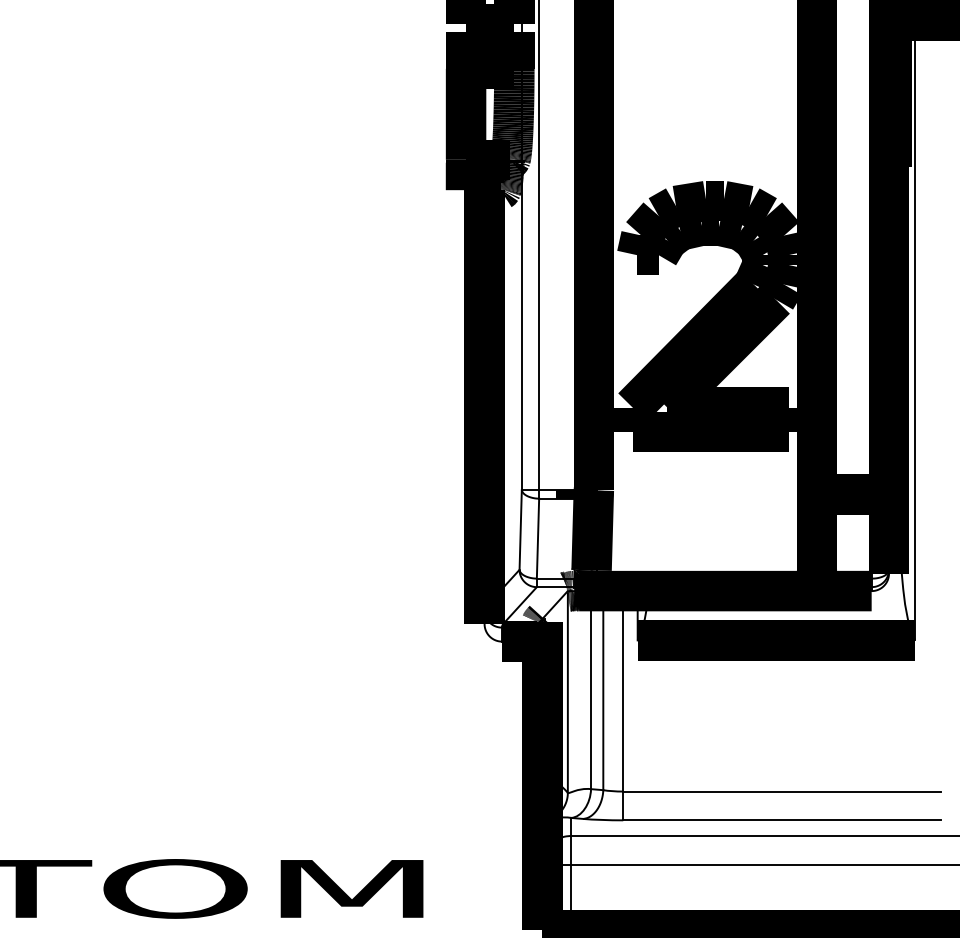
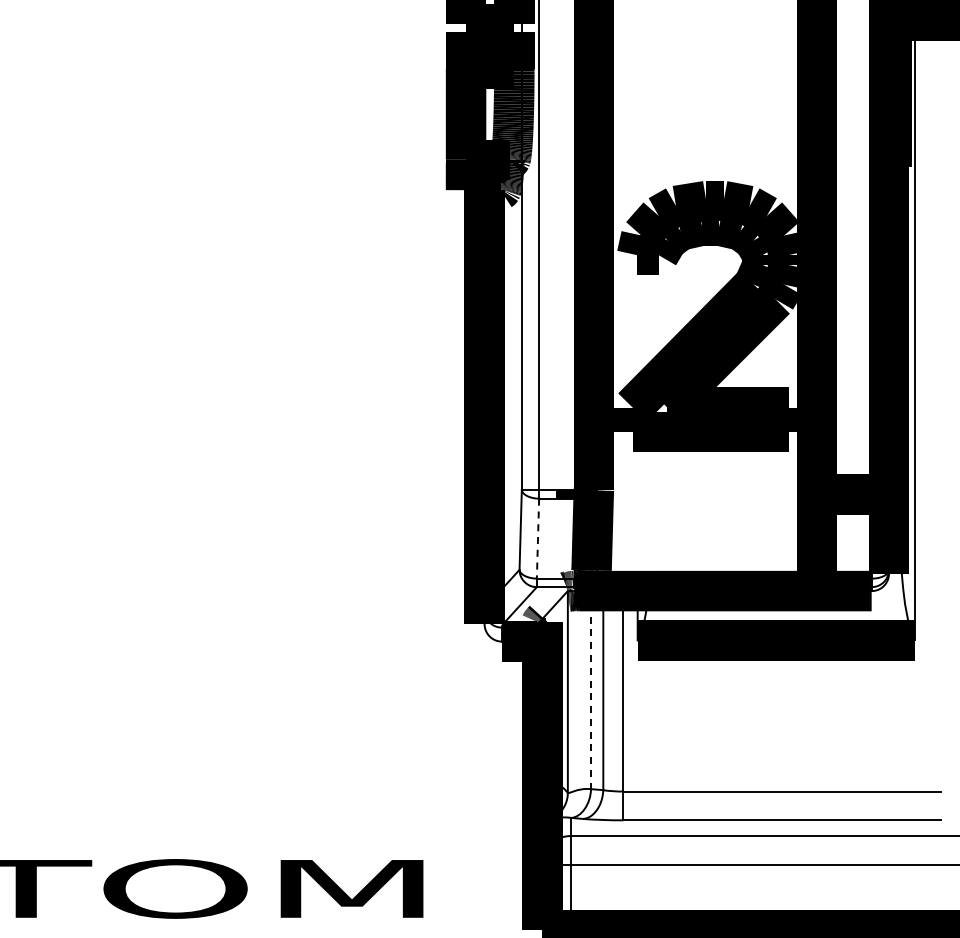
line: solid -> dashed (538, 538)
line: solid -> dashed (591, 690)
